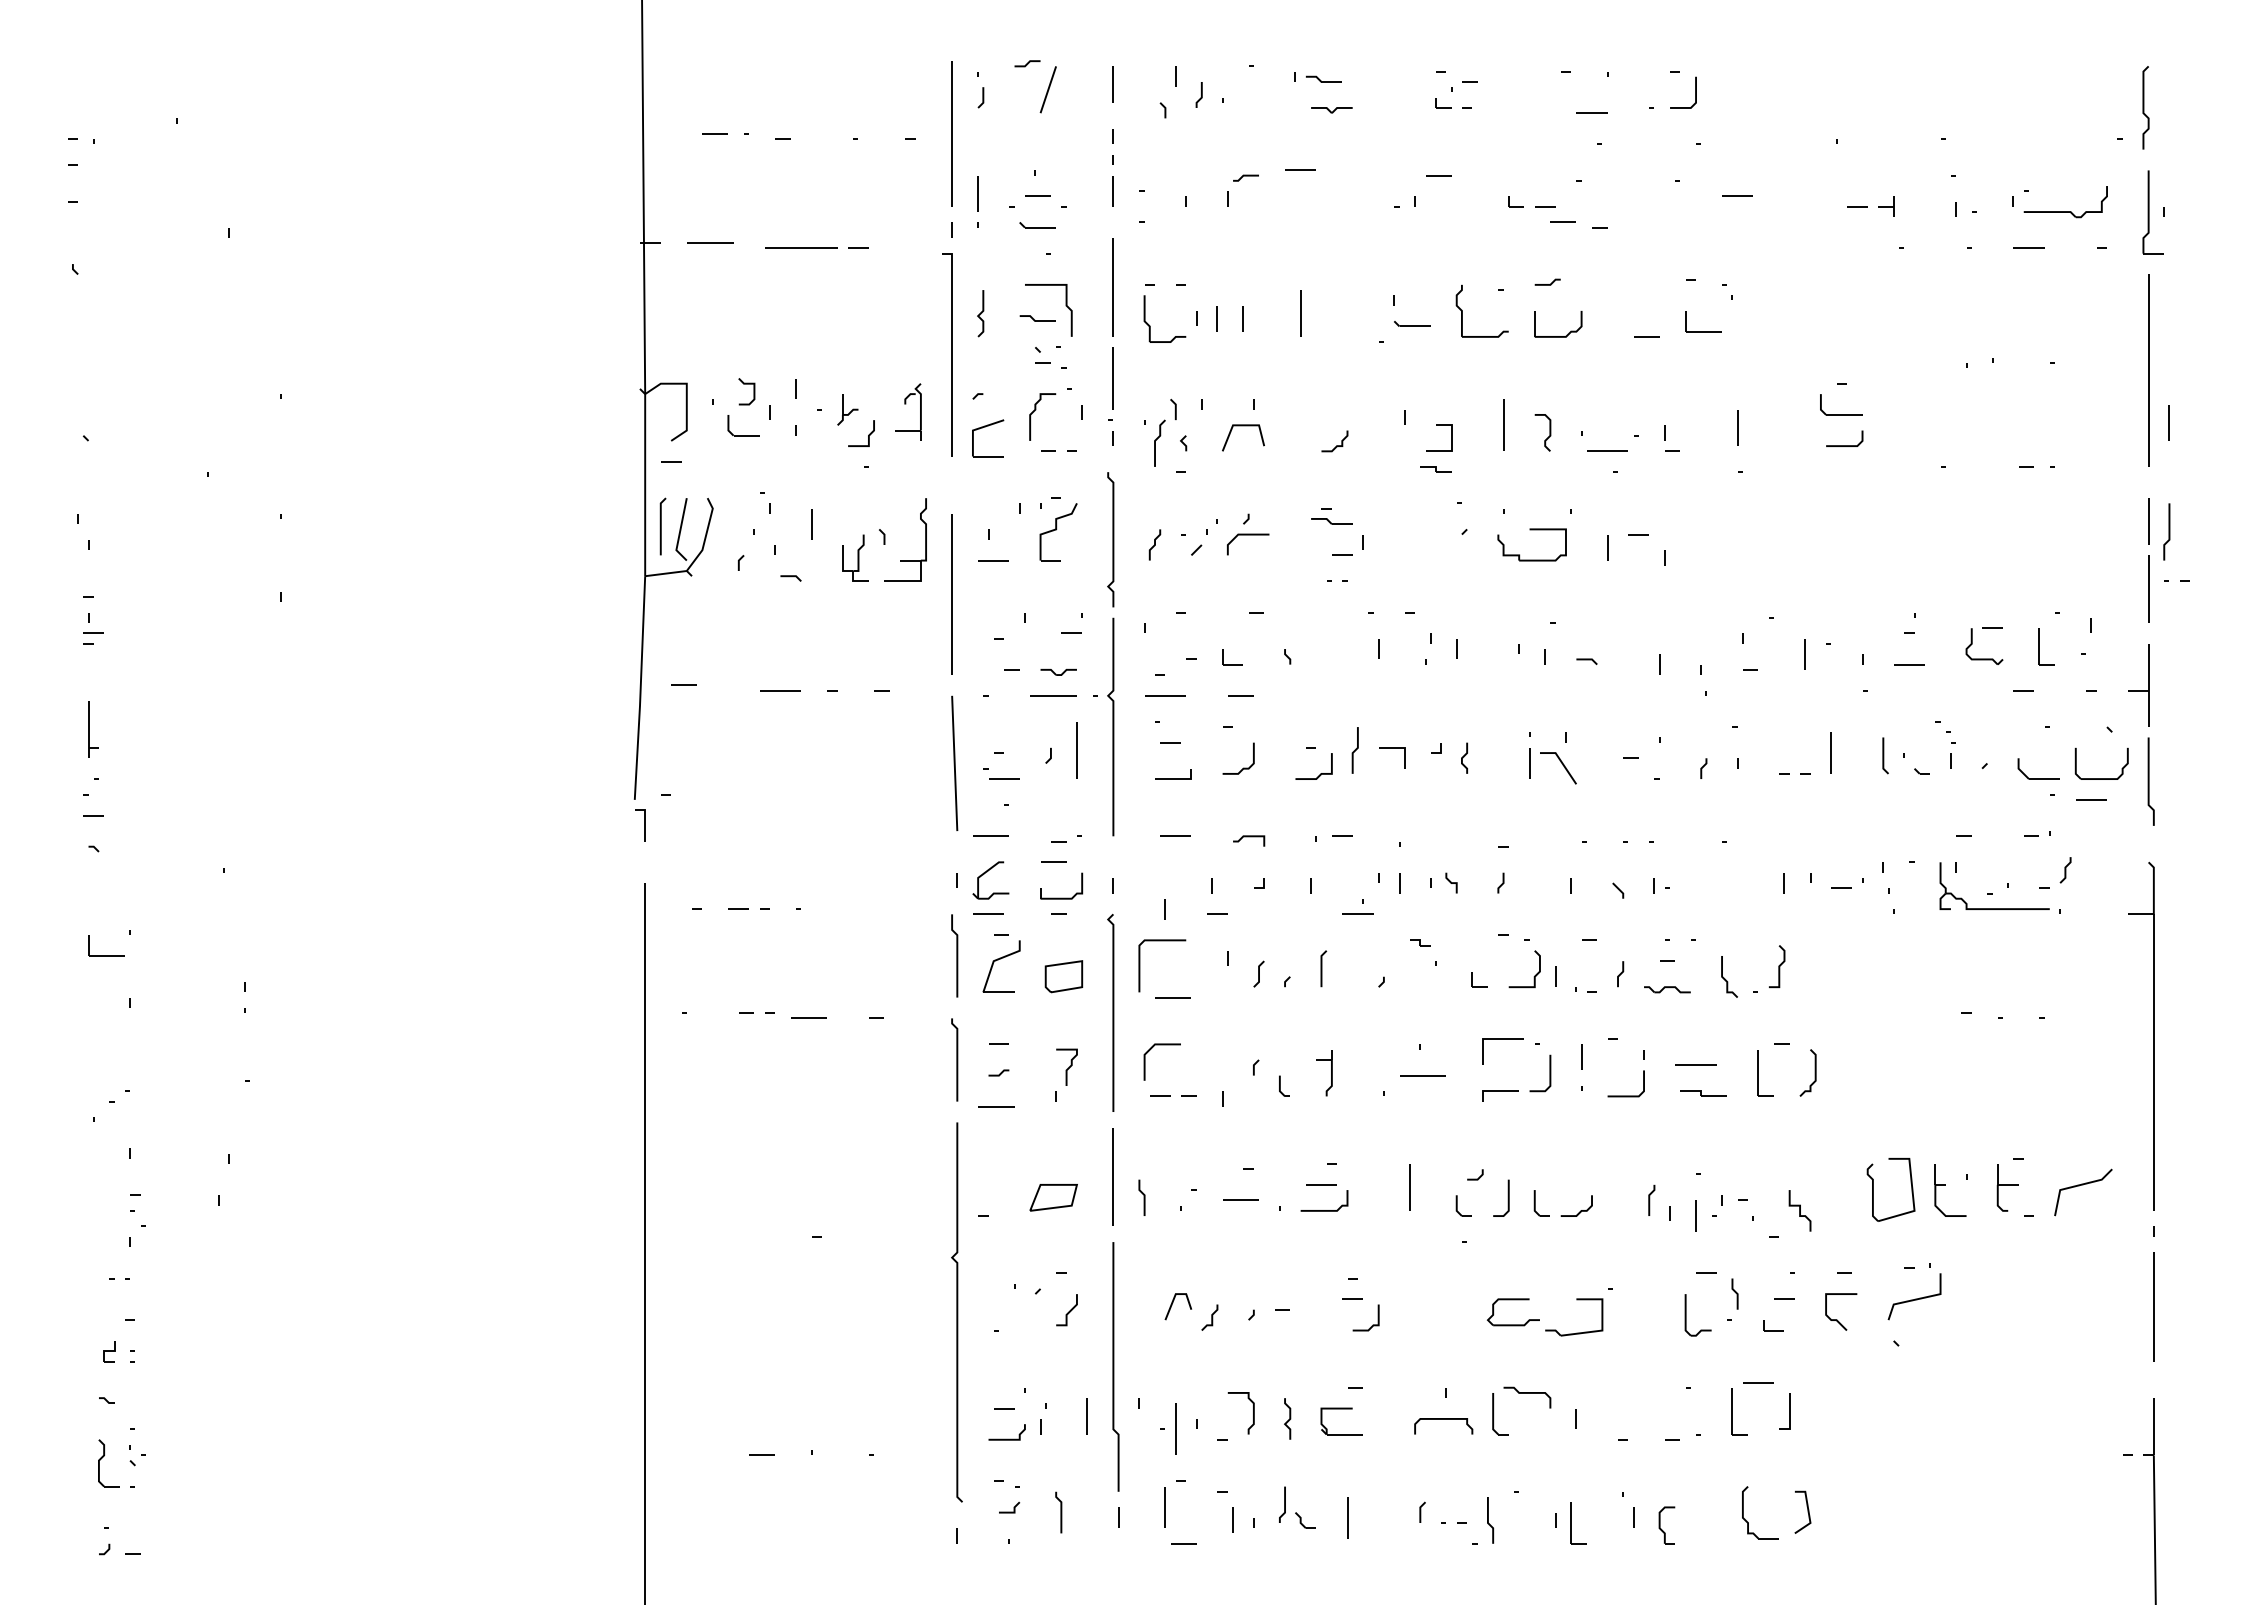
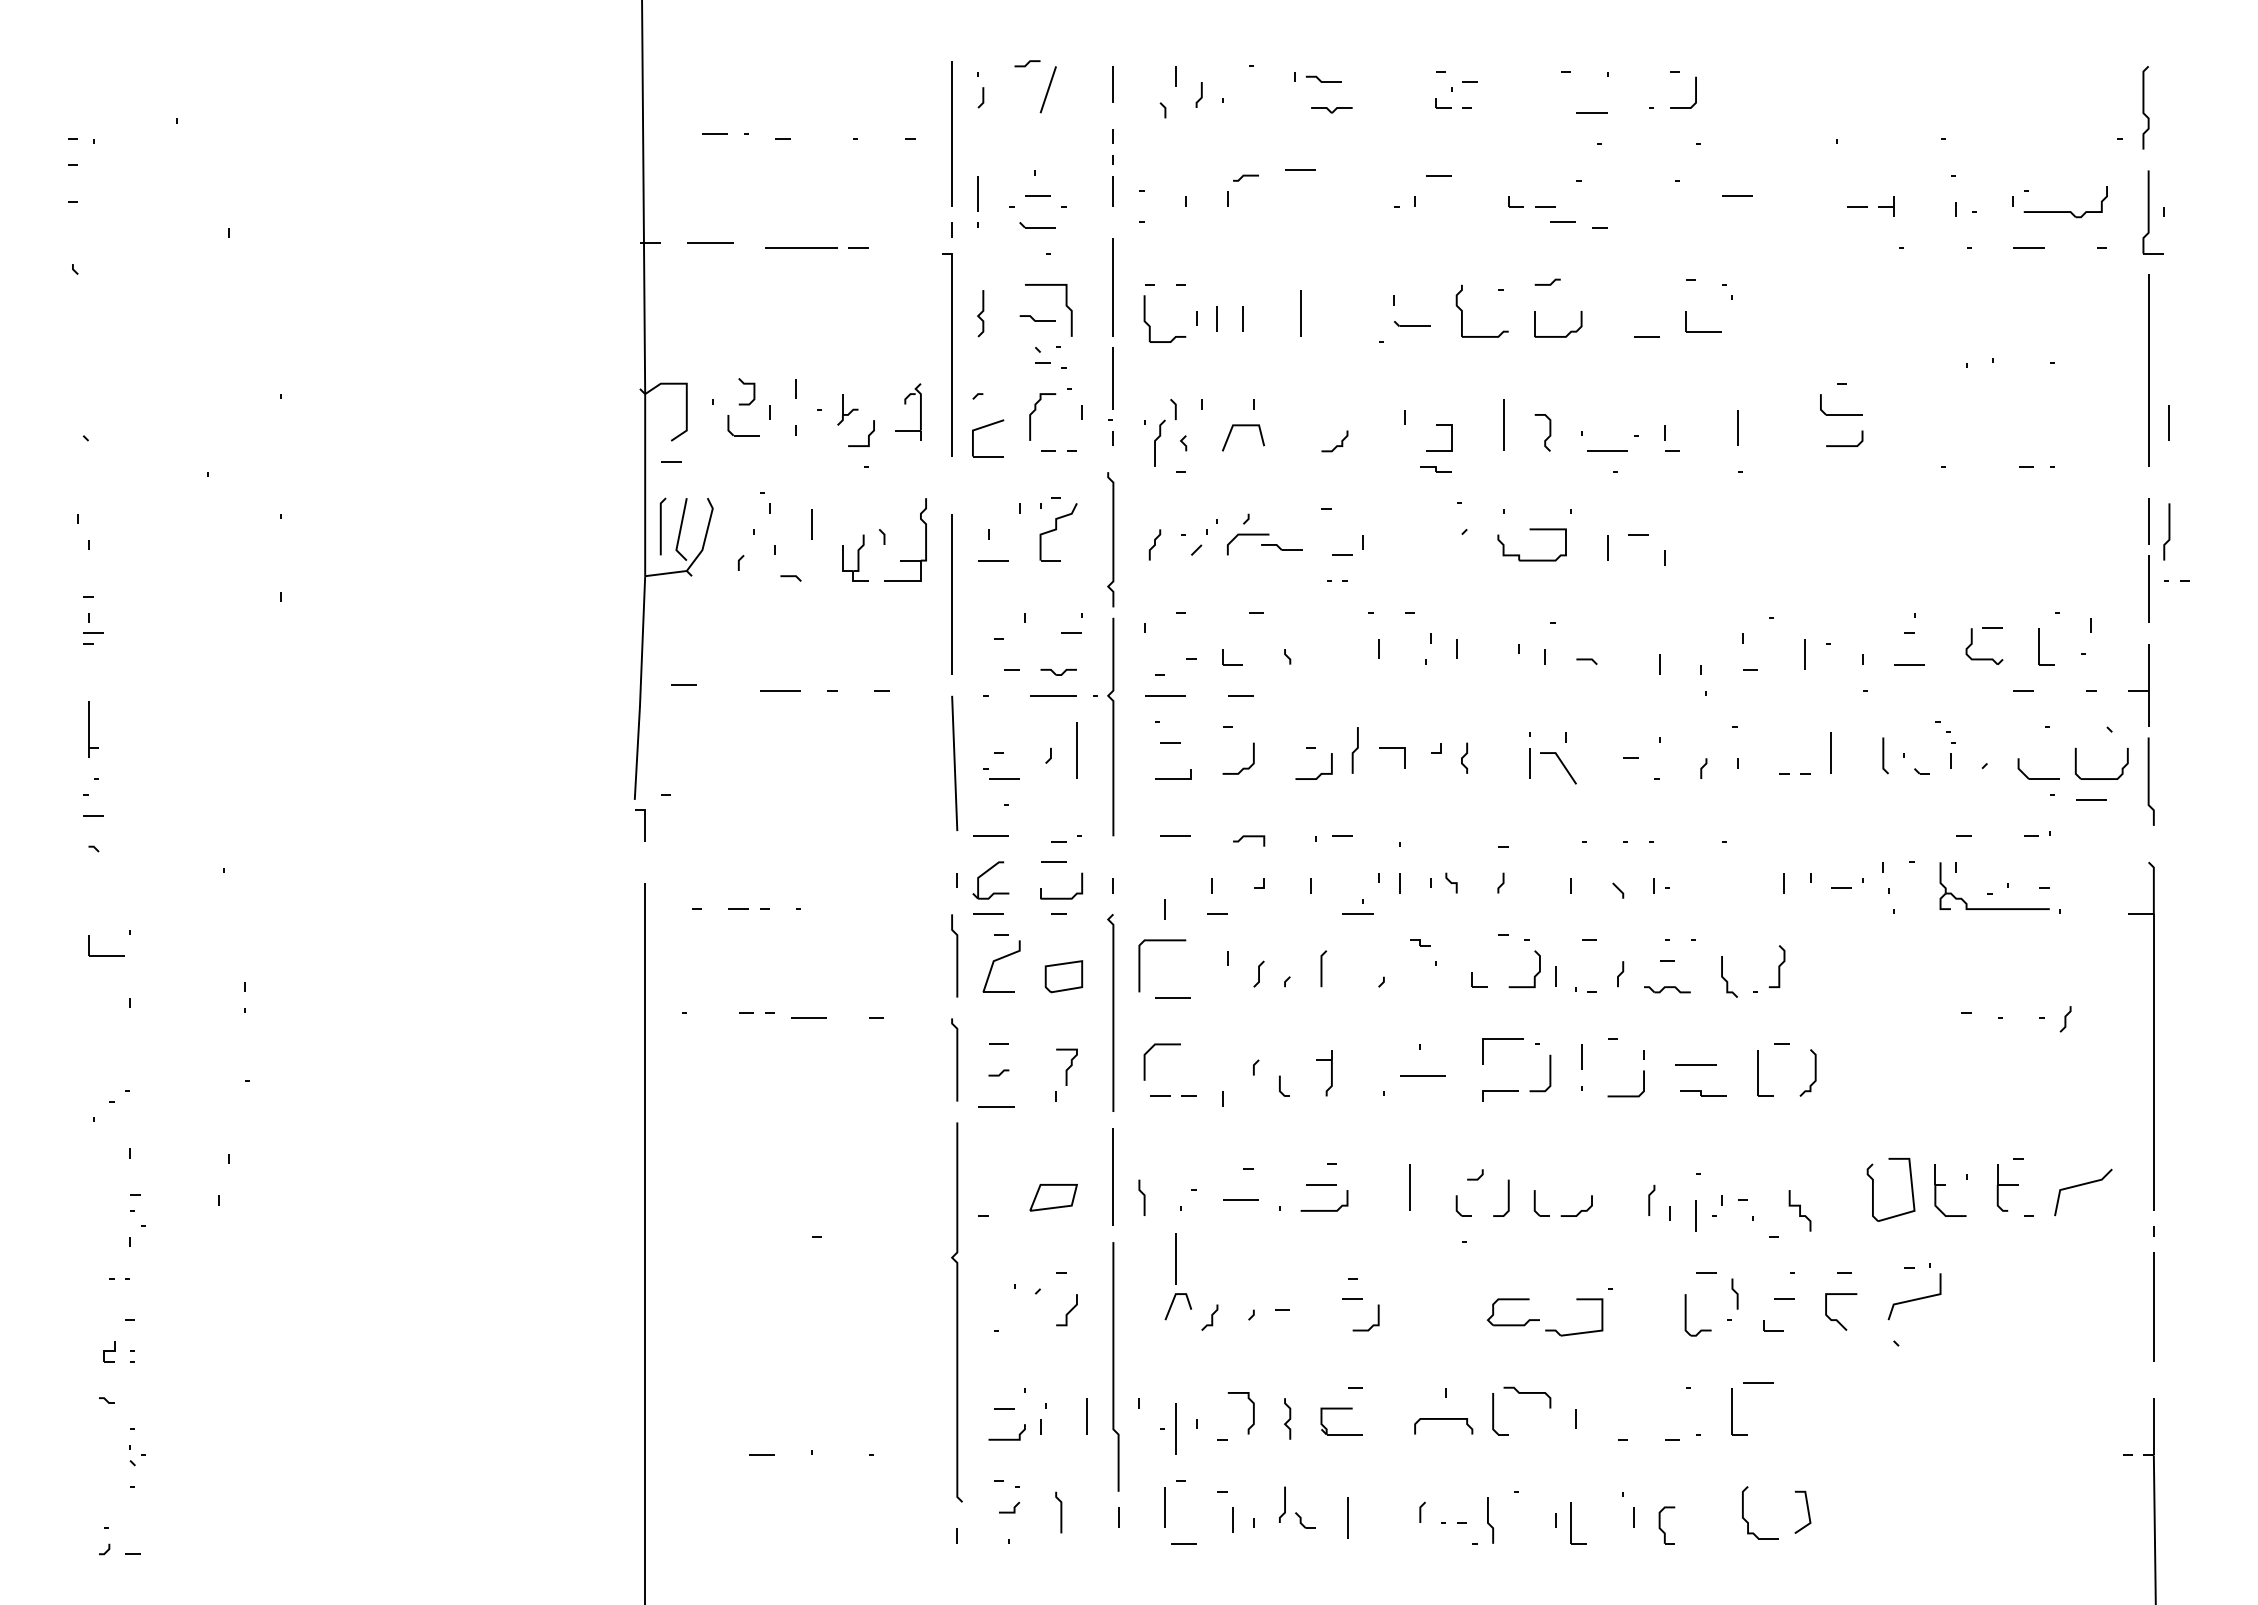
part position: (1331, 521) -> (1281, 547) (1281, 547)
line position: (2065, 870) -> (2065, 1019) (2065, 1019)
line: none -> present (1175, 1258)
line: present -> none (1789, 1411)
part: present -> none (103, 1457)
